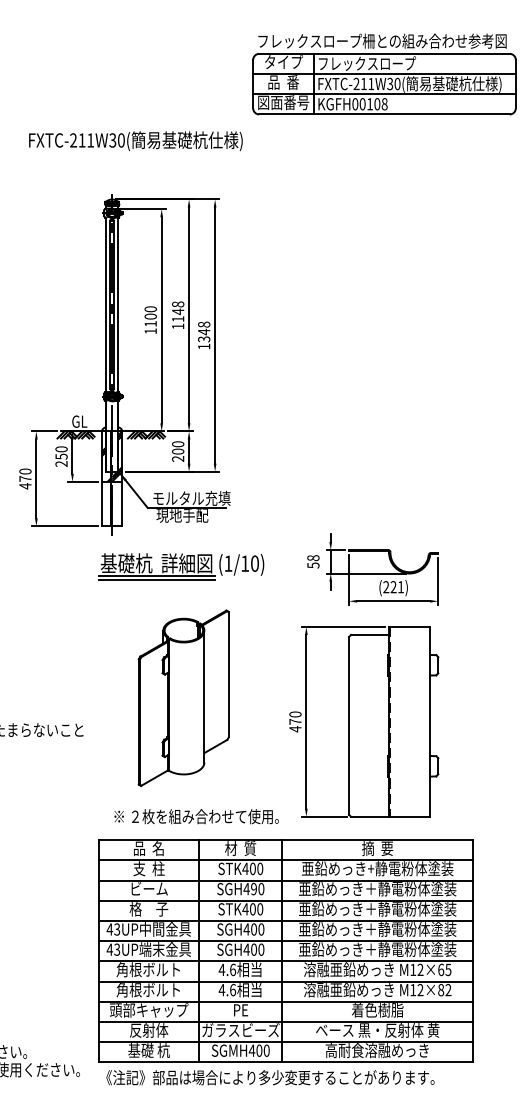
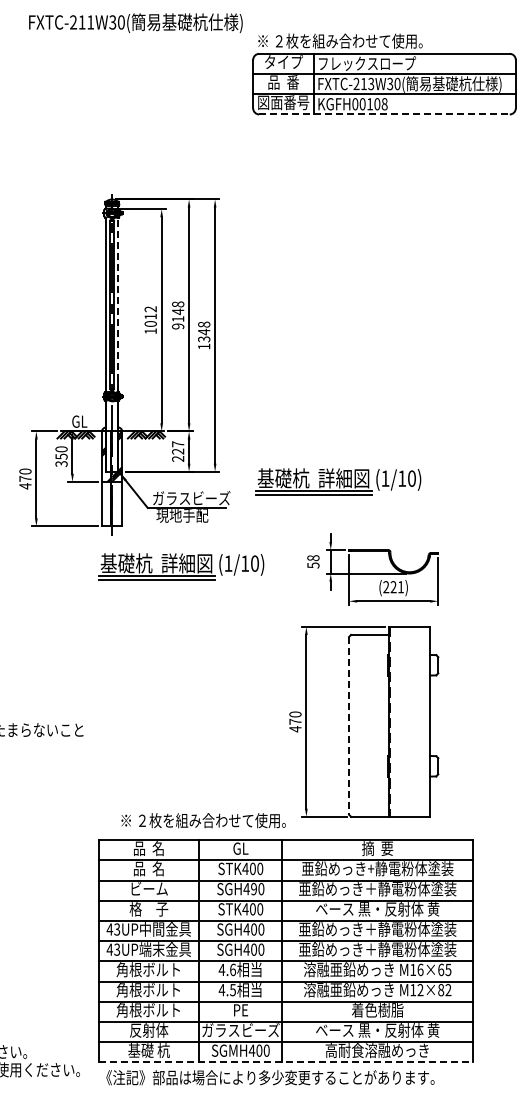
text: フレックスロープ柵との組み合わせ参考図 -> ※ ２枚を組み合わせて使用。 (382, 40)
text: FXTC-211W30( -> FXTC-213W30( (371, 83)
line: solid -> dashed (385, 114)
text position: (135, 141) -> (135, 23) (135, 23)
line: solid -> dashed (118, 304)
text: 1100 -> 1012 (150, 316)
text: 1148 -> 9148 (178, 326)
text: 200 -> 227 (178, 447)
text: 250 -> 350 (61, 463)
part: none -> present (338, 481)
text: モルタル充填 -> ガラスビーズ (191, 497)
part: present -> none (183, 697)
line: solid -> dashed (349, 725)
text position: (196, 816) -> (203, 820) (203, 820)
text: 材  質 -> GL (240, 848)
text: 支  柱 -> 品  名 (148, 868)
text: 亜鉛めっき＋静電粉体塗装 -> ベース 黒・反射体 黄 (377, 909)
text: M12×65 -> M16×65 (420, 969)
text: 4.6 -> 4.5 (233, 989)
text: 頭部キャップ -> 角根ボルト (149, 1010)
line: solid -> dashed (285, 1062)
